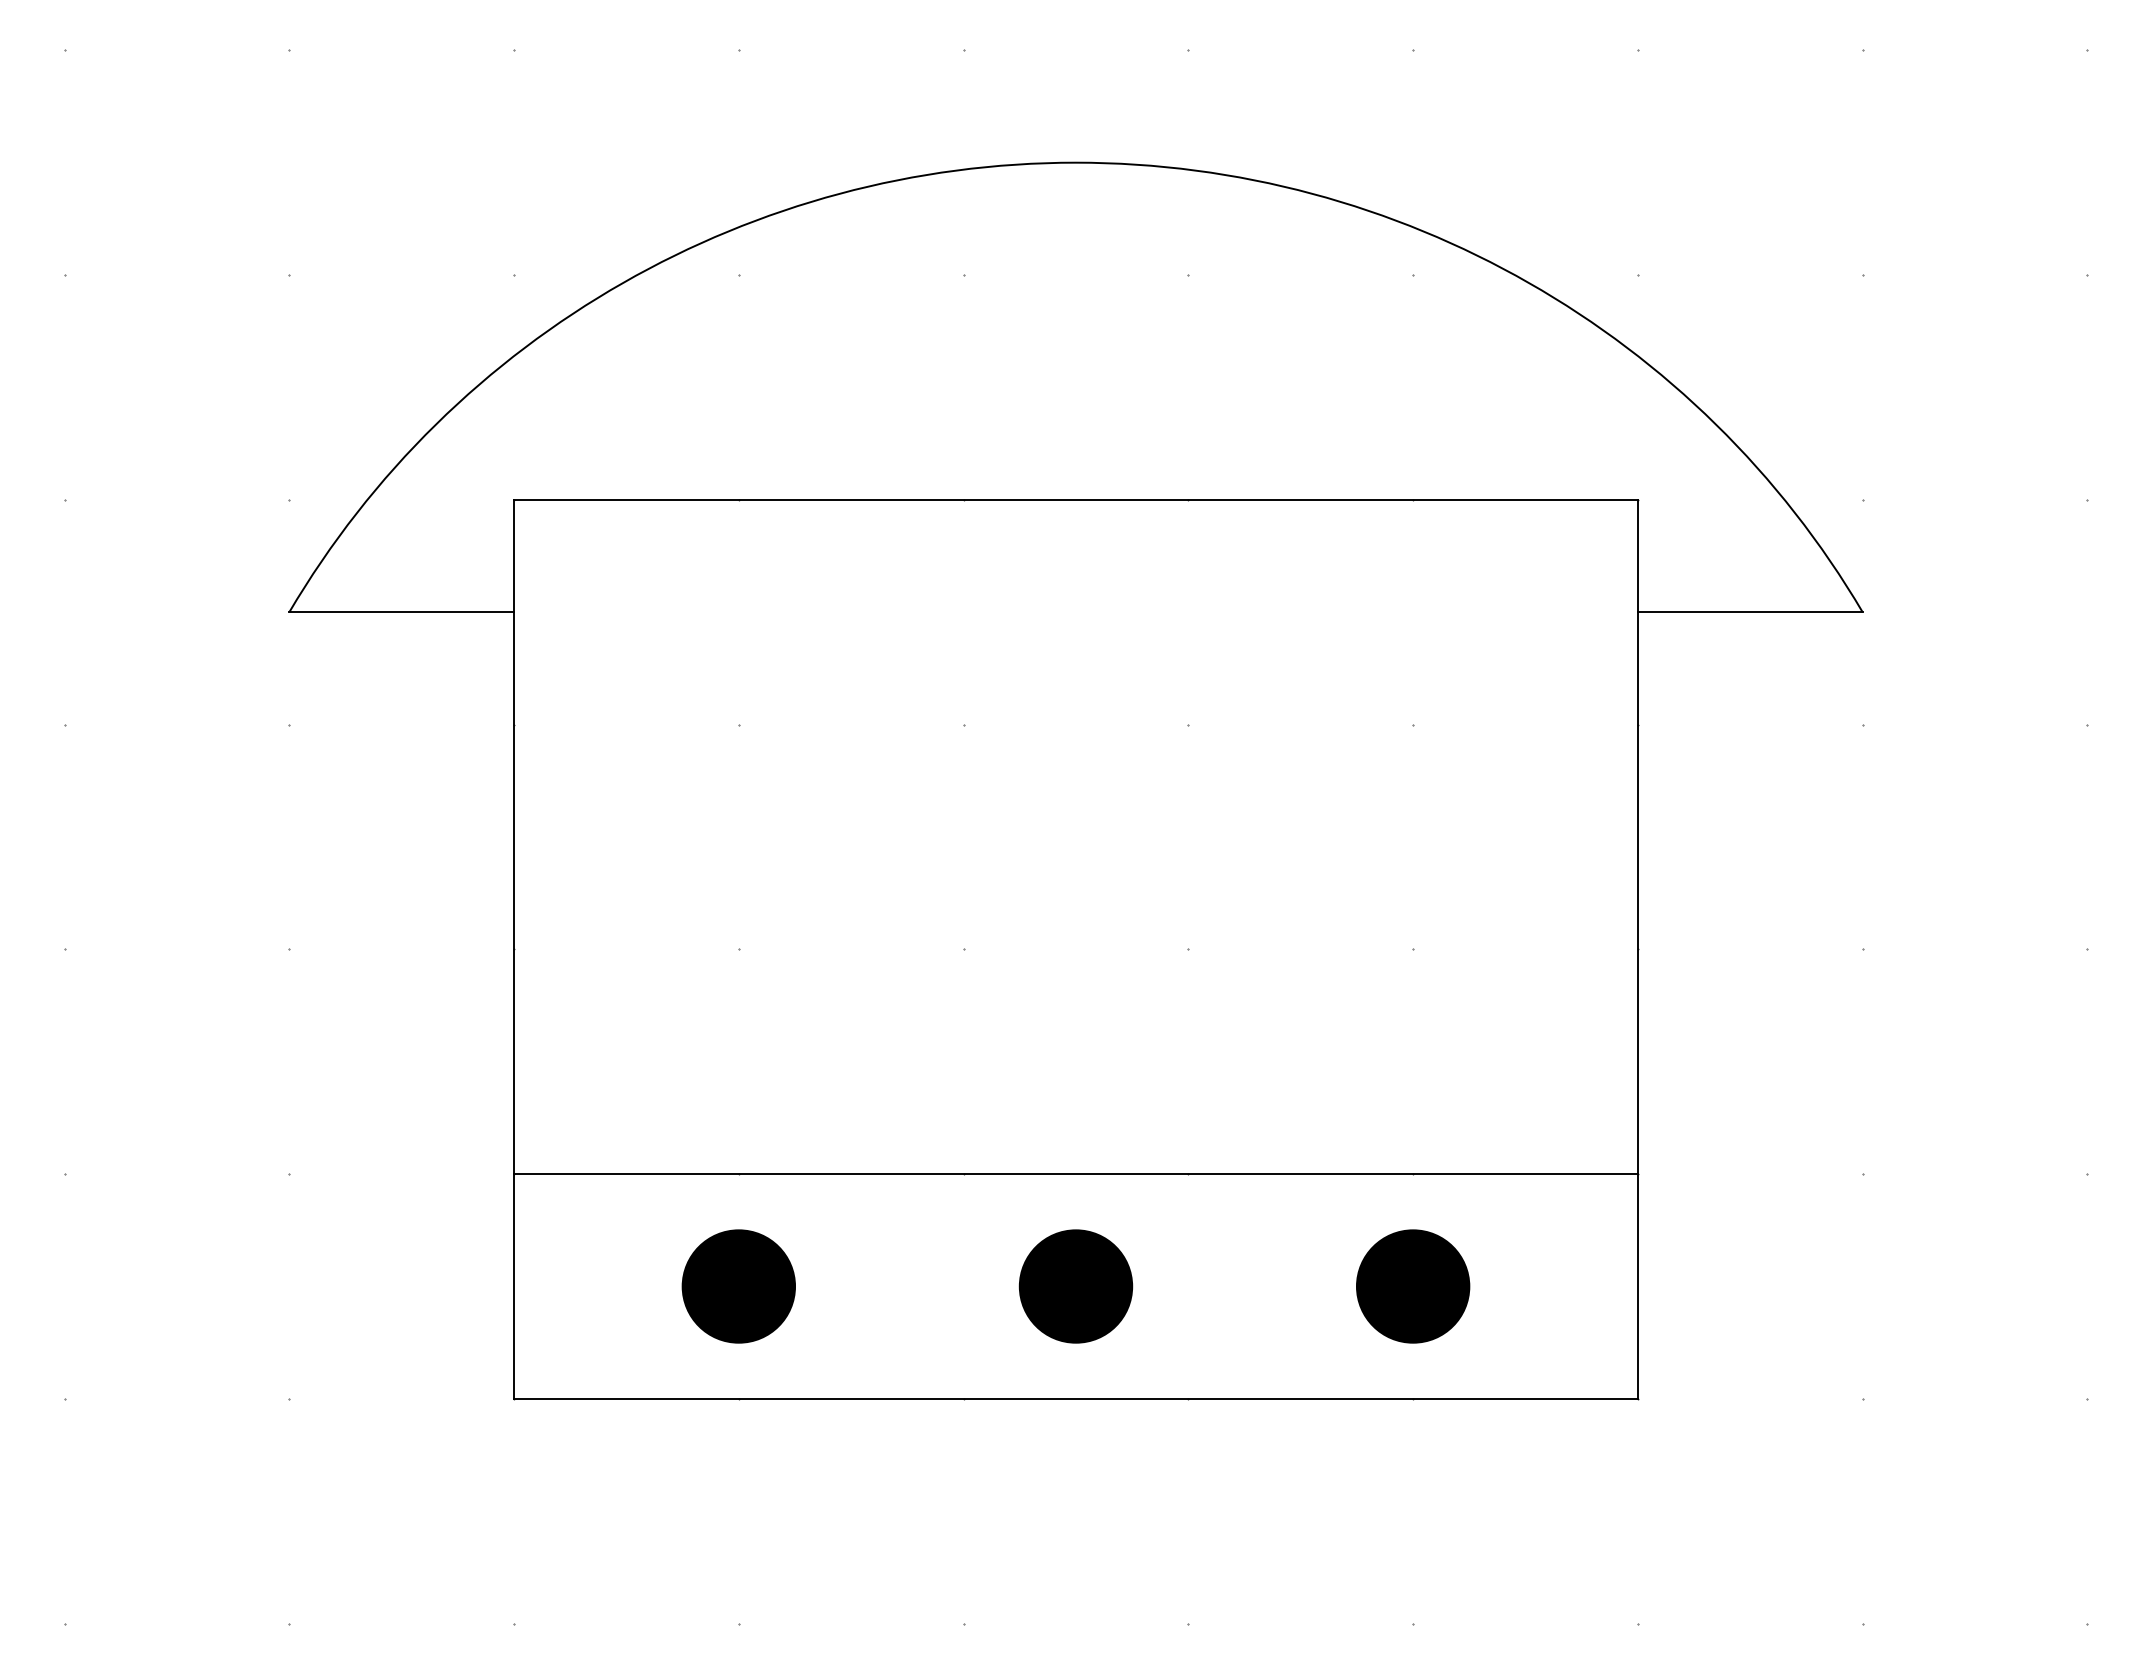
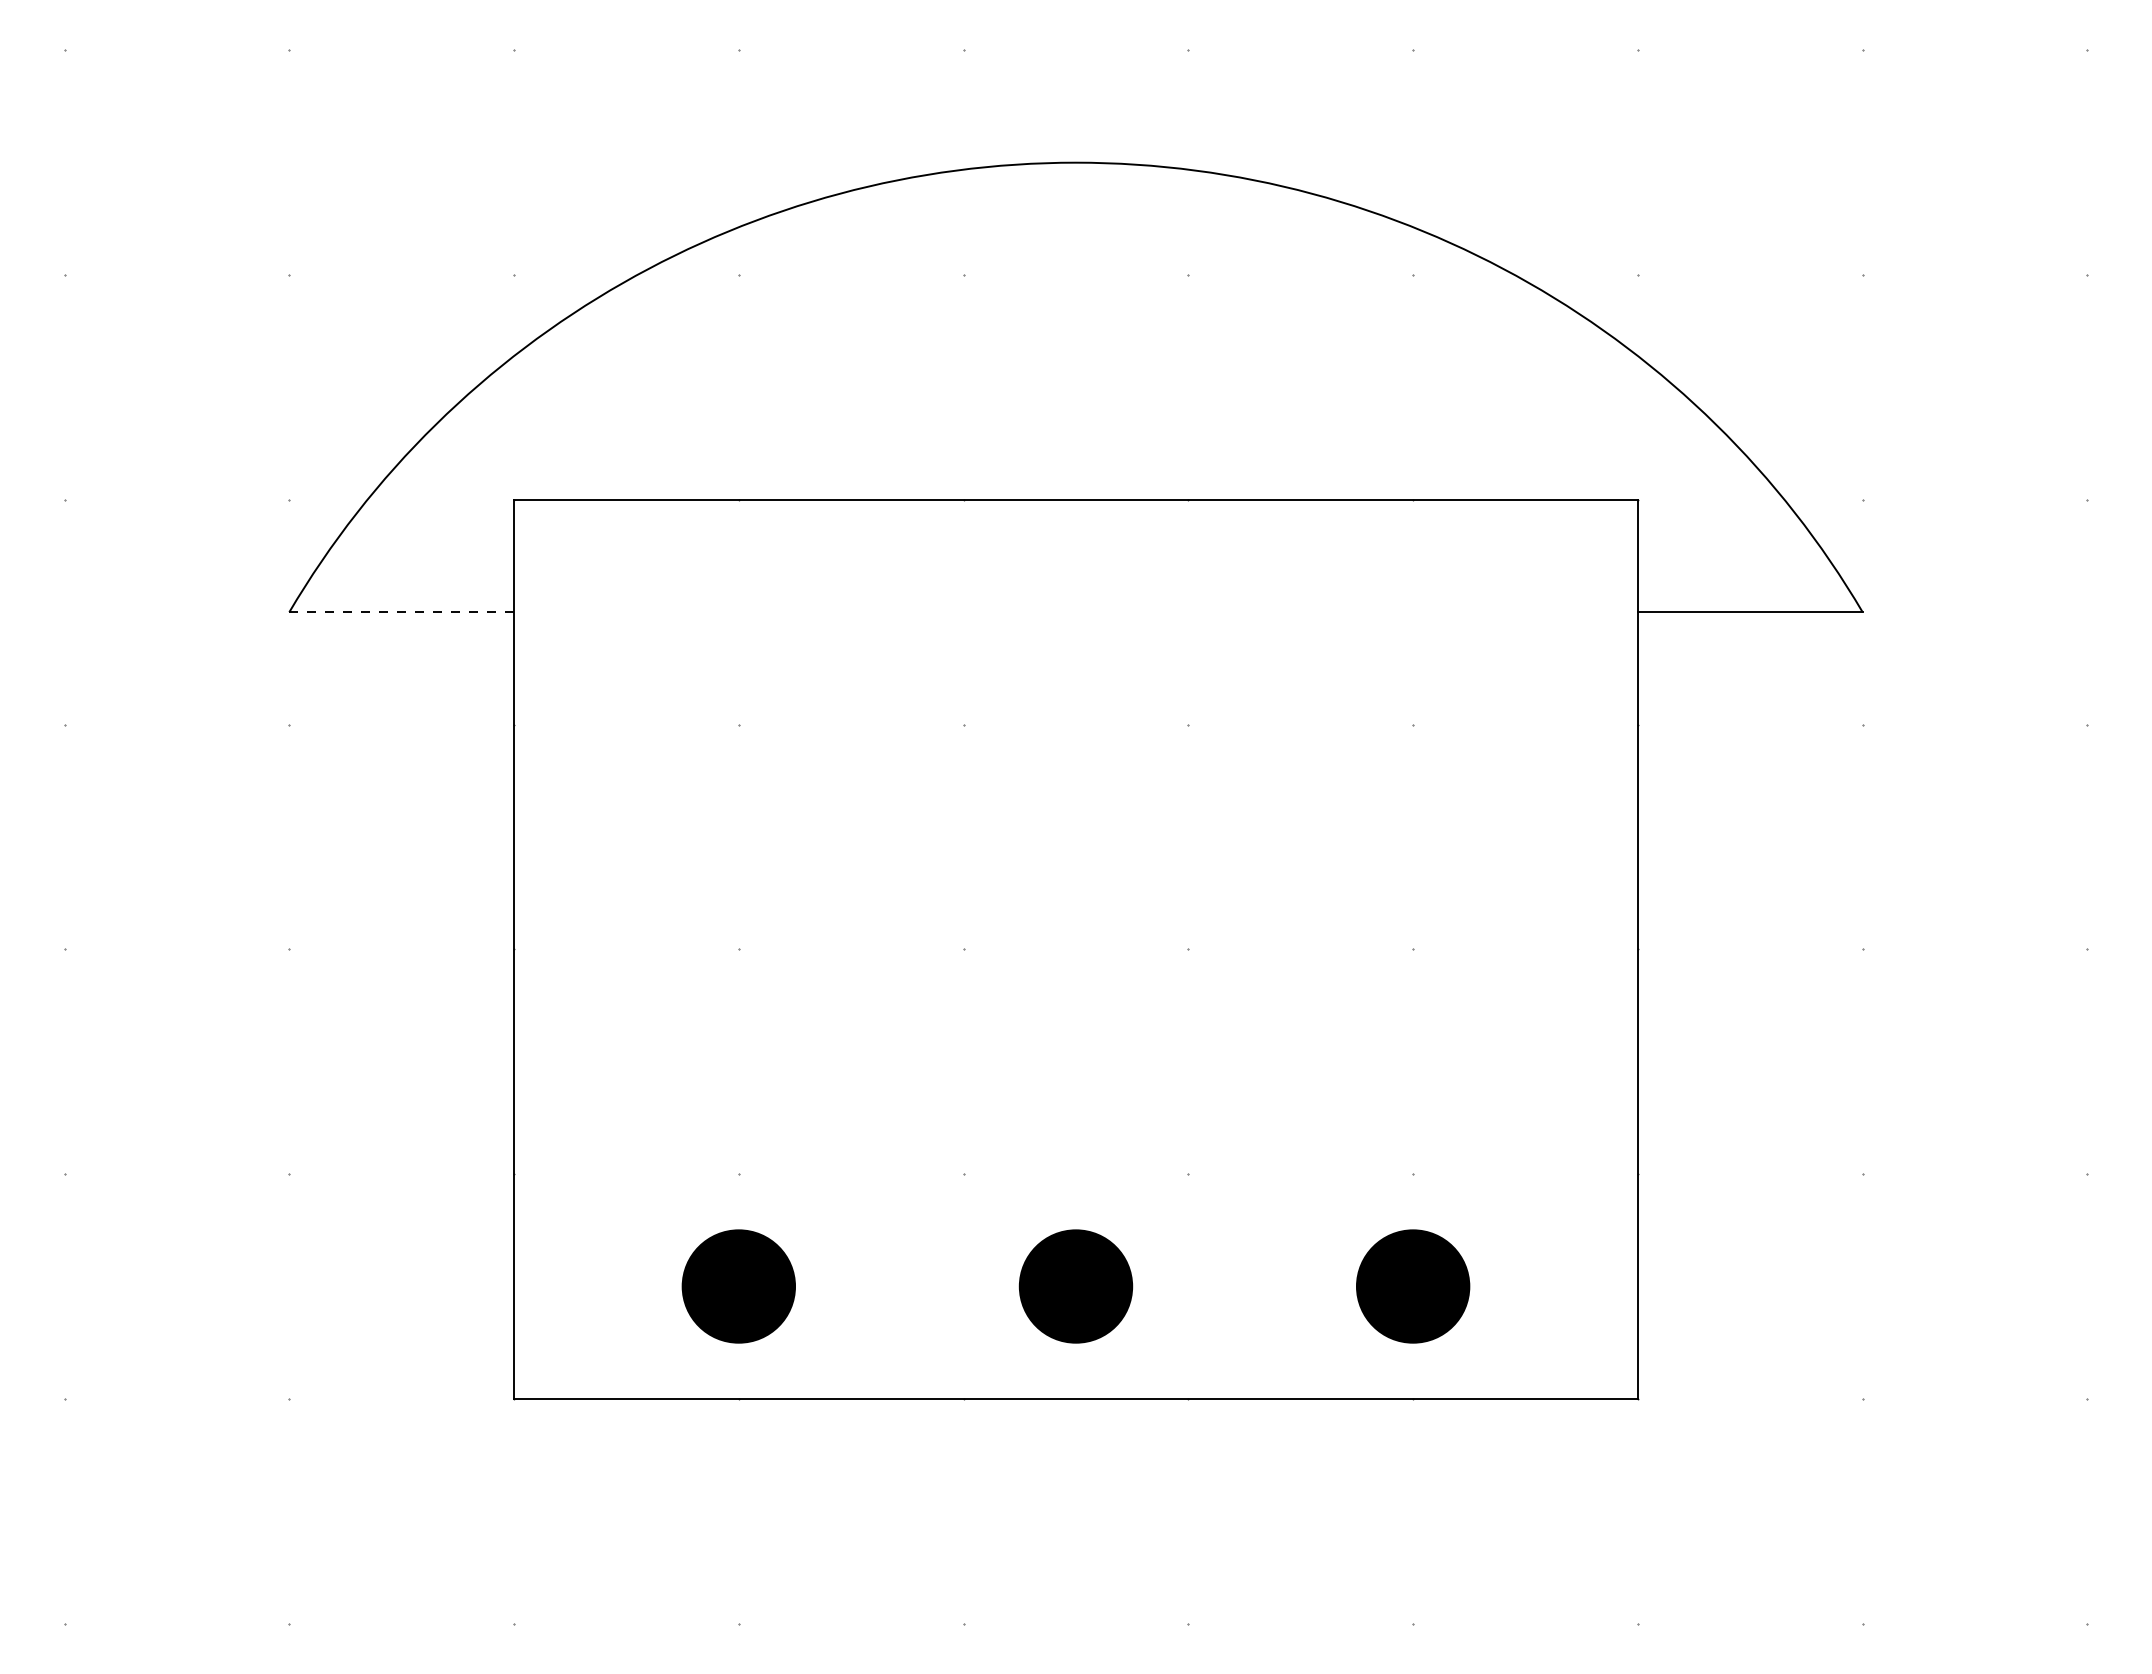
line: solid -> dashed (402, 612)
line: present -> none (1075, 1174)
